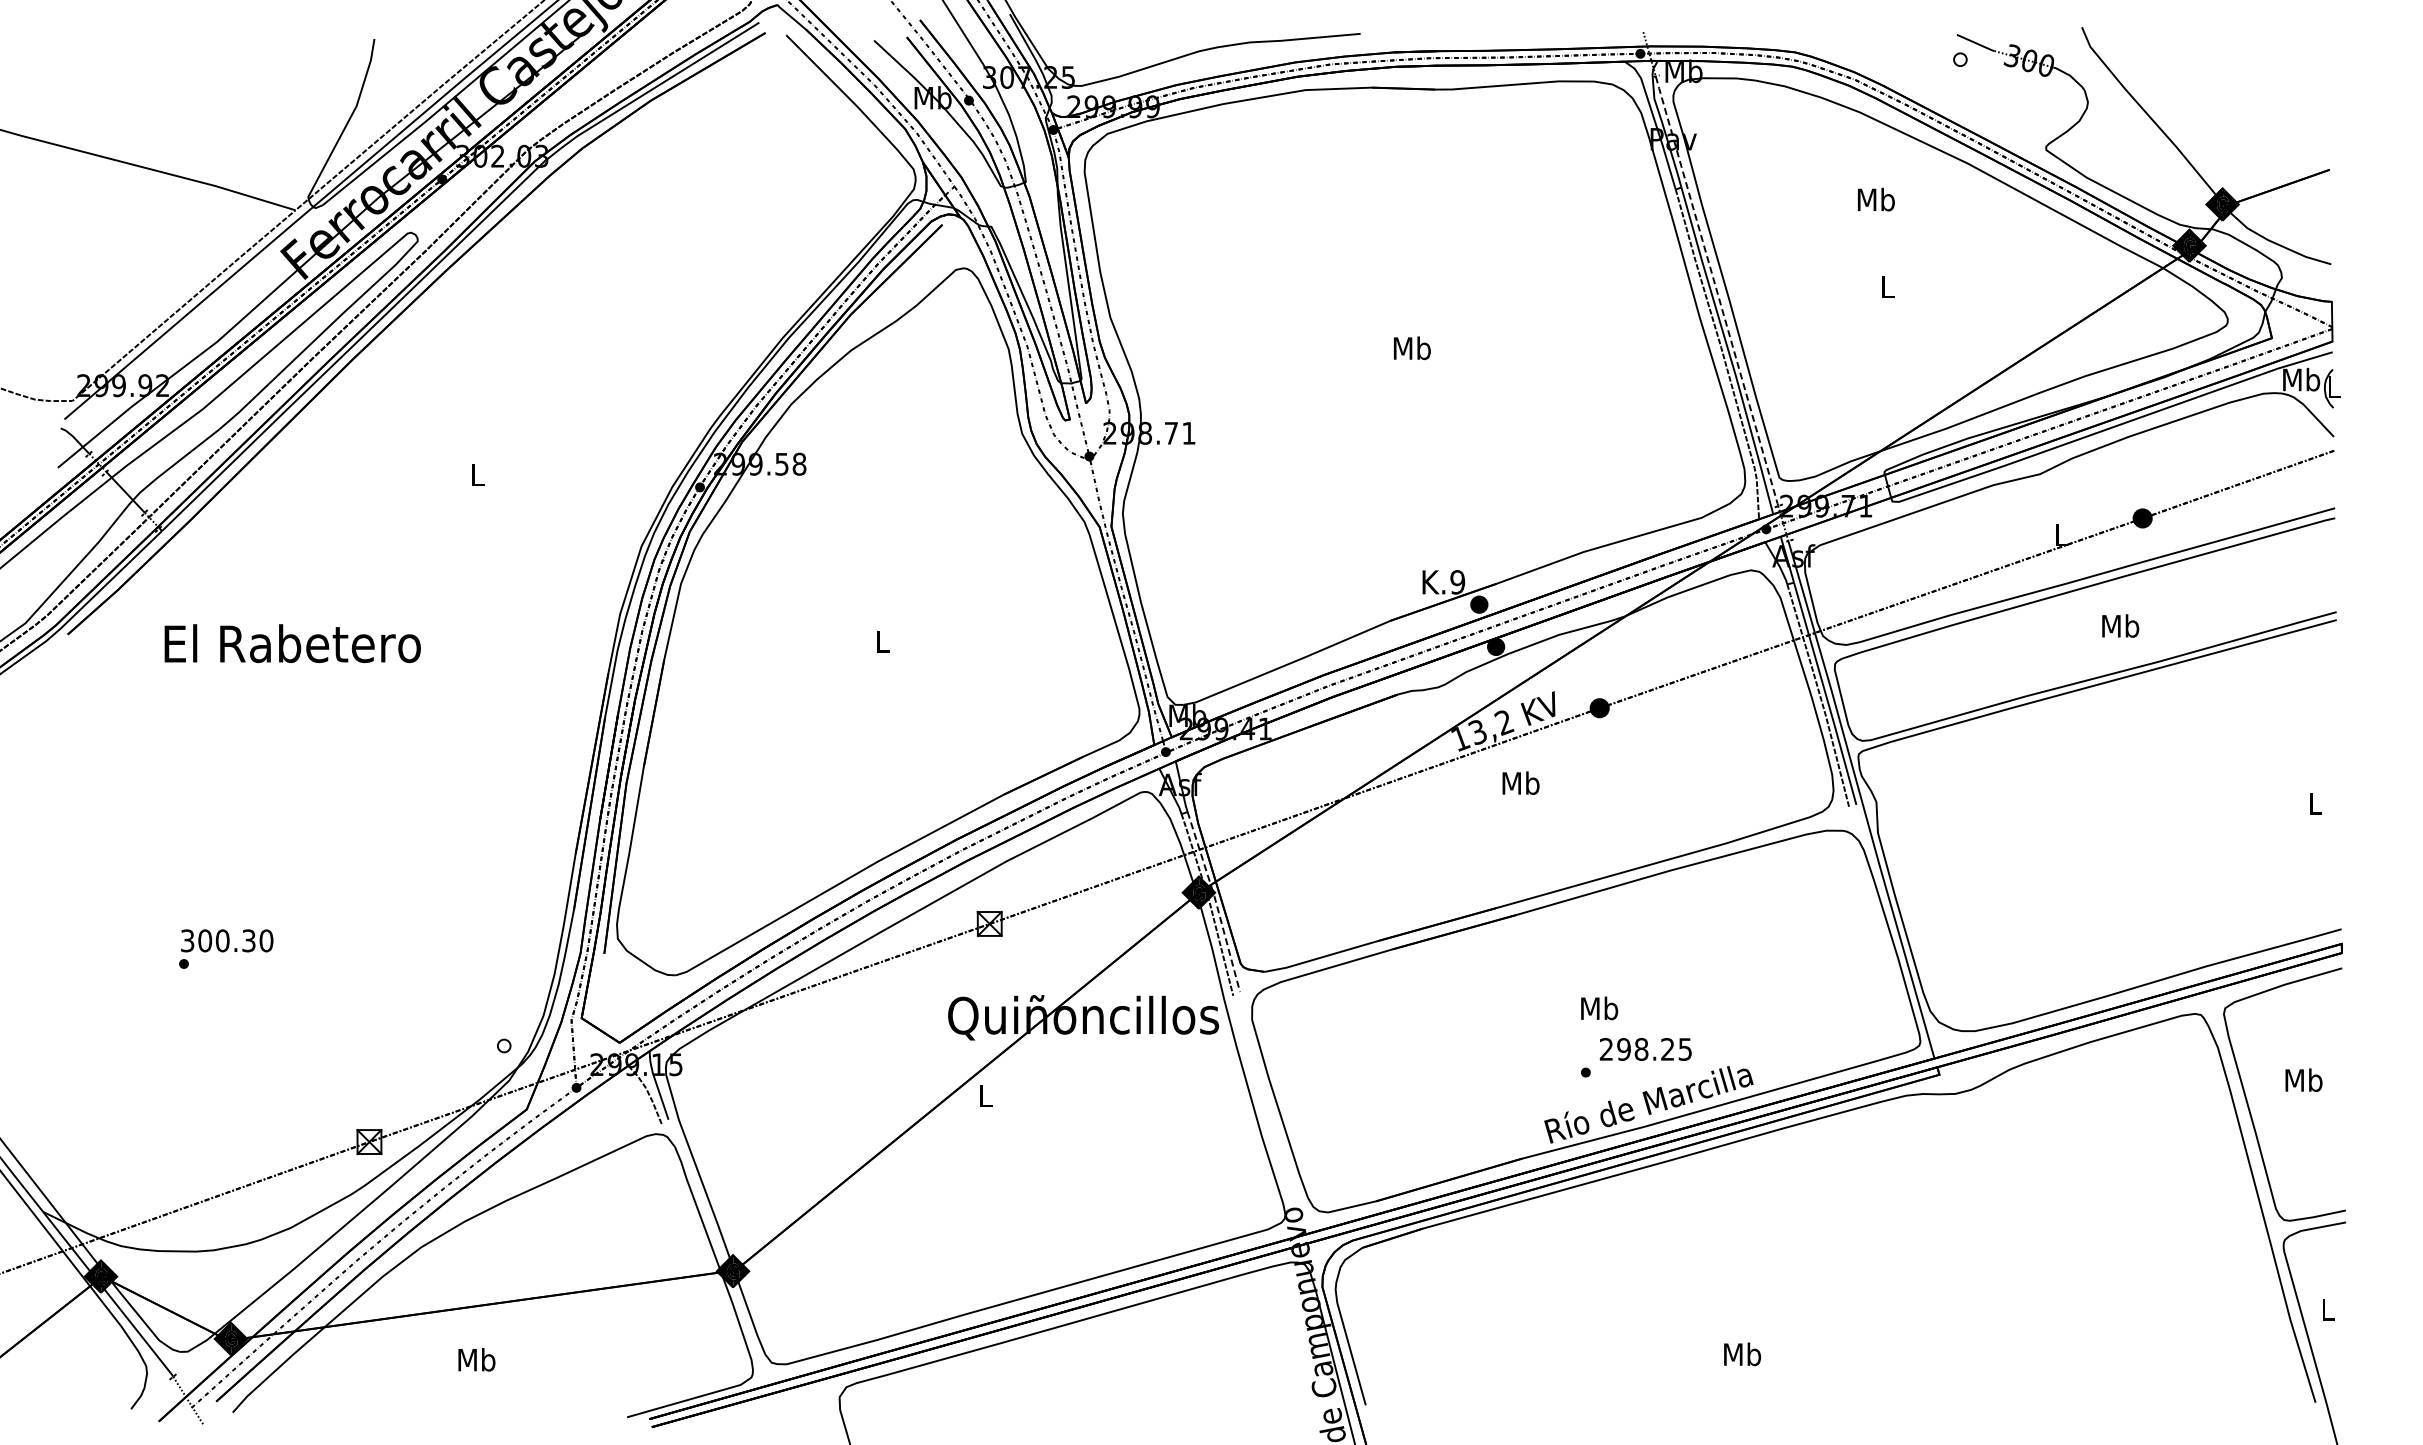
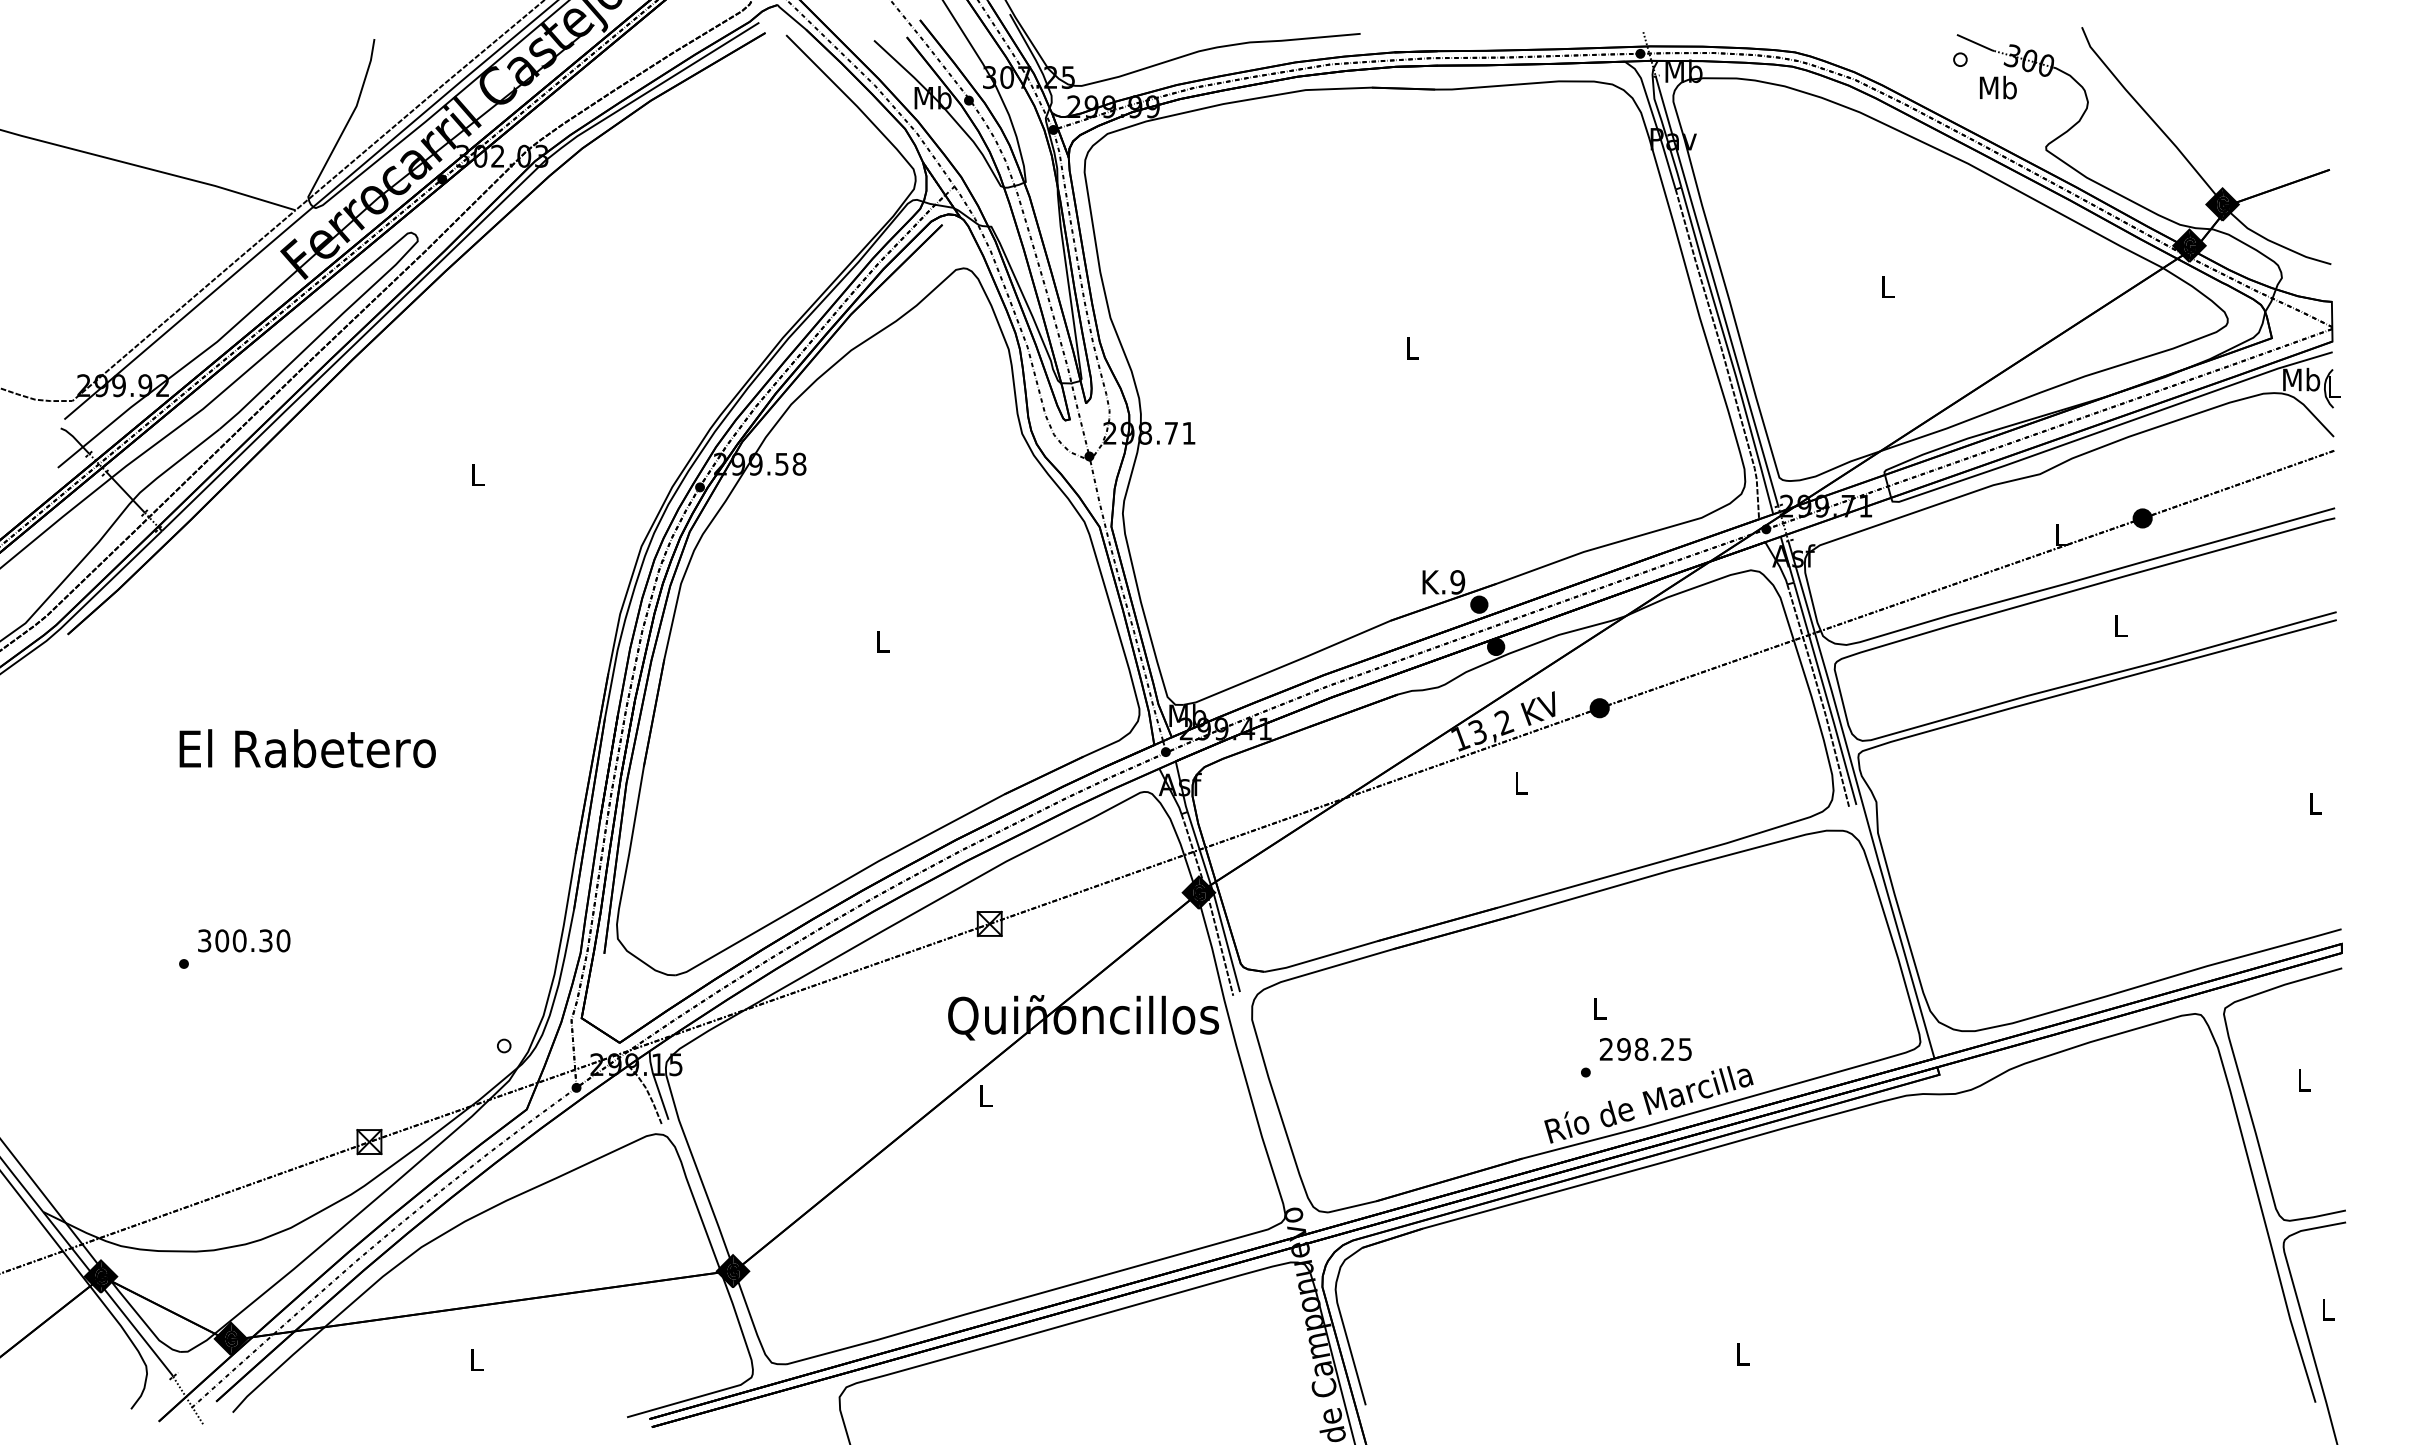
text position: (1876, 199) -> (1998, 87) (1998, 87)
line: dashed -> solid (1717, 291)
text: Mb -> L (1411, 348)
text: Mb -> L (2120, 625)
text position: (292, 643) -> (307, 748) (307, 748)
text: Mb -> L (1520, 782)
line: dashed -> solid (1215, 901)
text position: (227, 940) -> (244, 940) (244, 940)
text: Mb -> L (1599, 1008)
text: Mb -> L (2303, 1079)
text: Mb -> L (1742, 1354)
text: Mb -> L (476, 1359)
